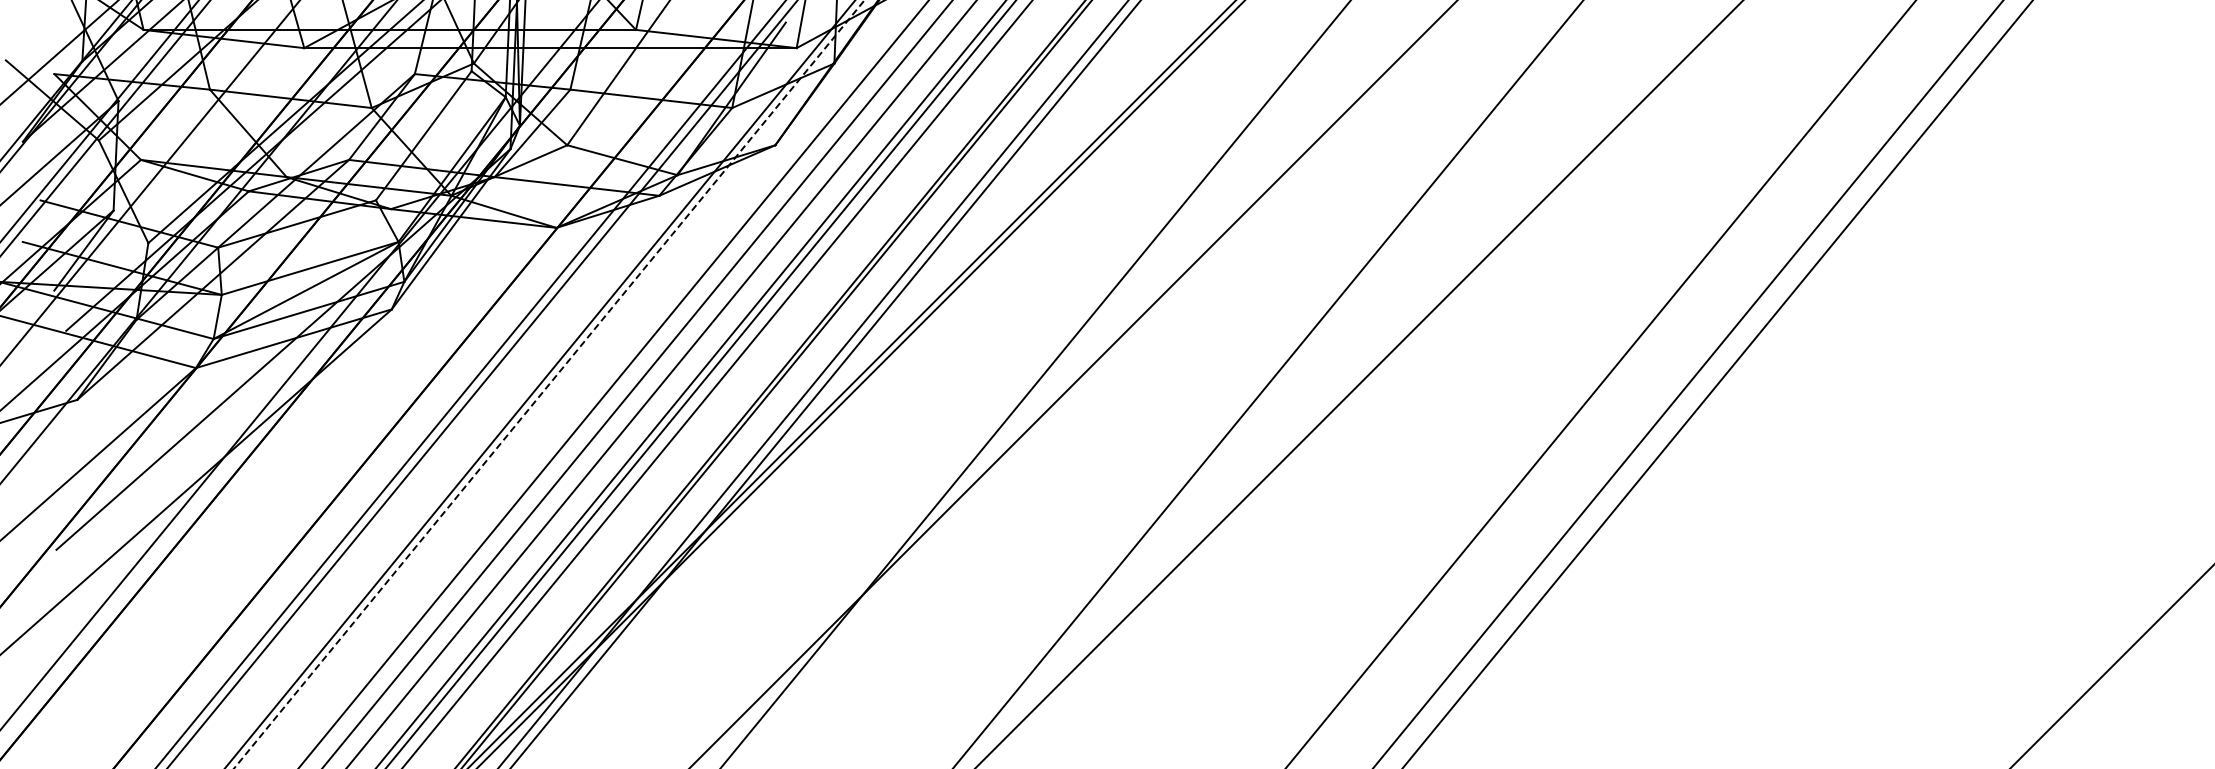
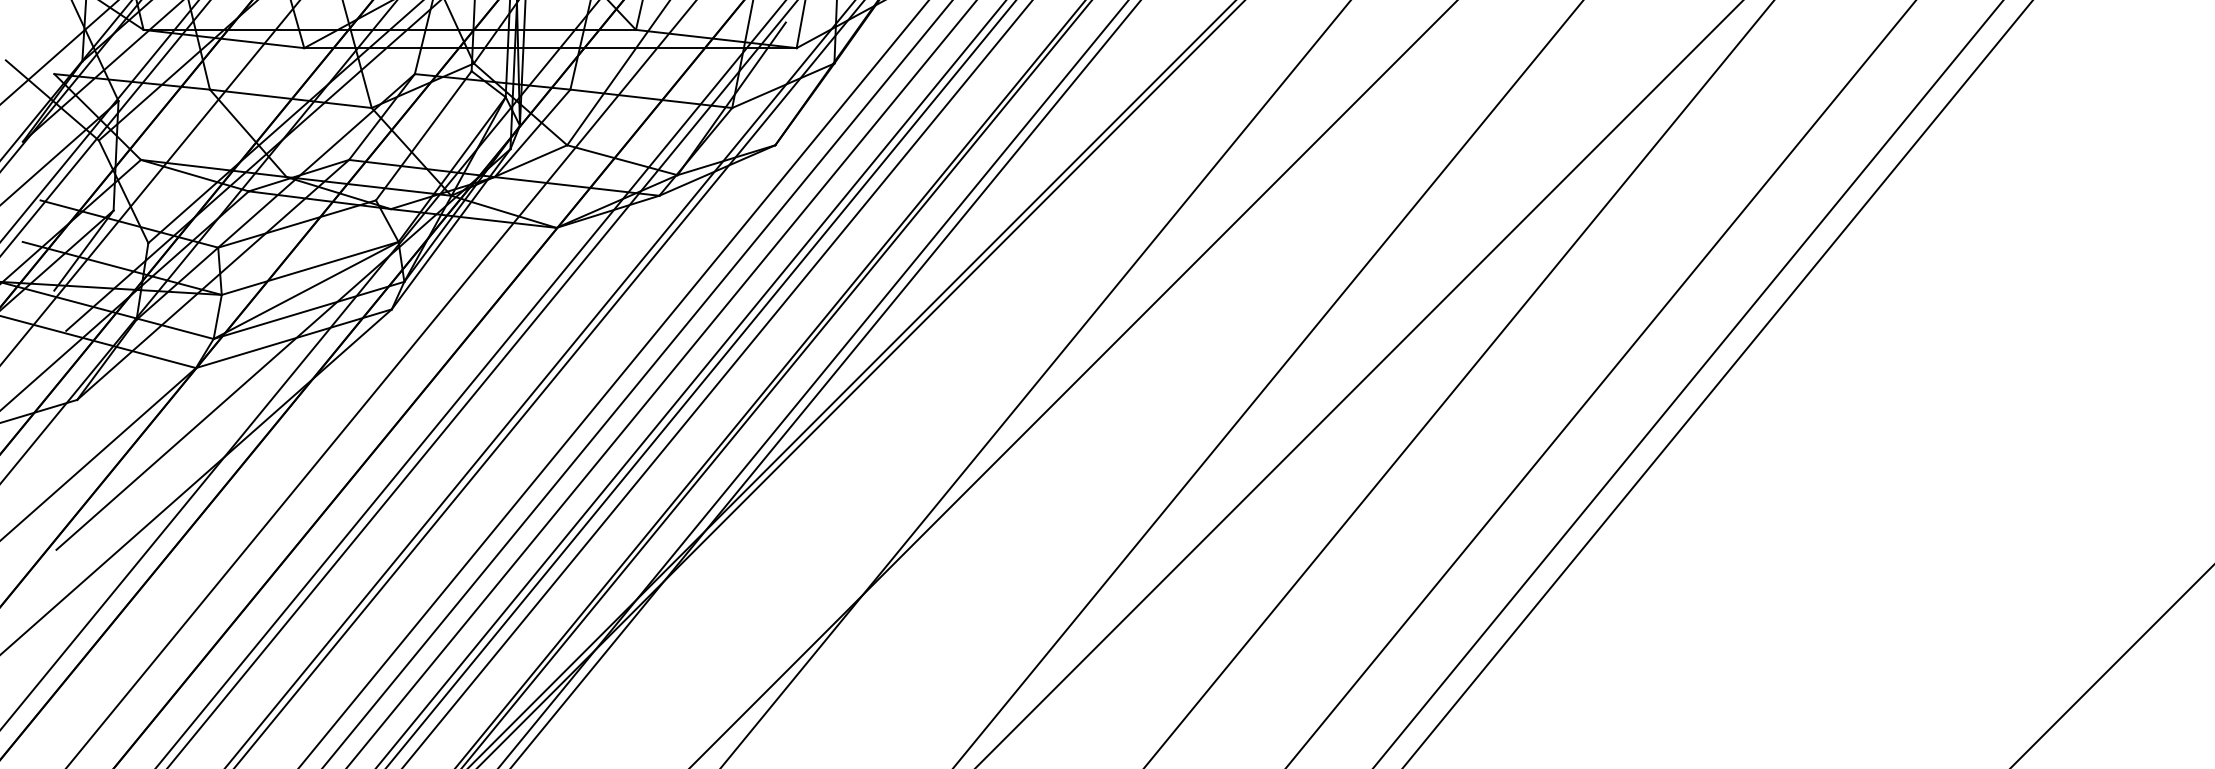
line: none -> present (381, 383)
line: none -> present (1459, 383)
line: dashed -> solid (549, 384)
